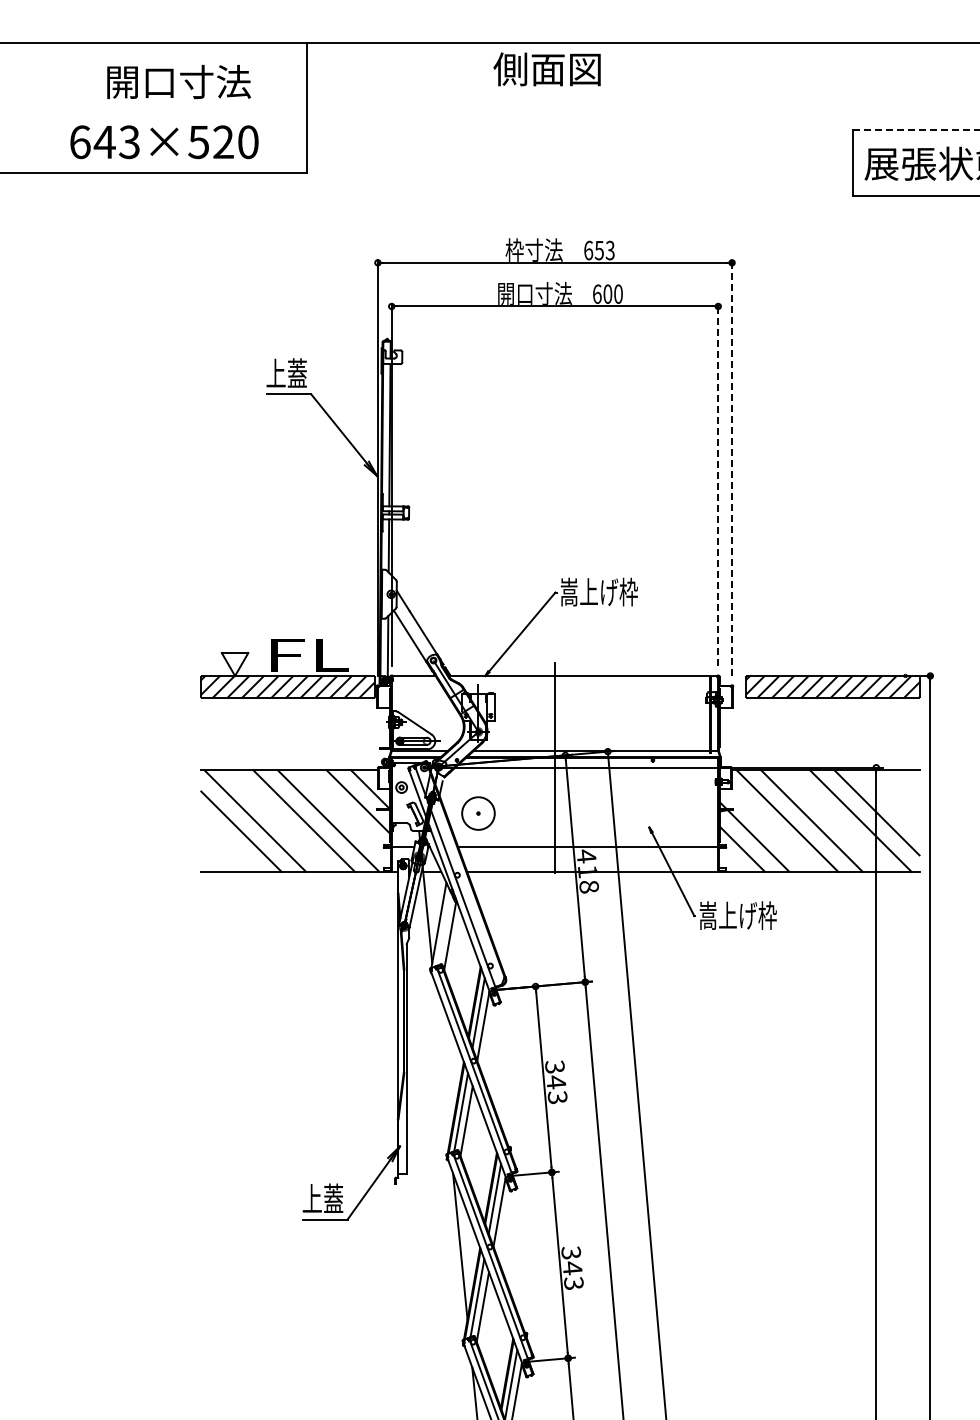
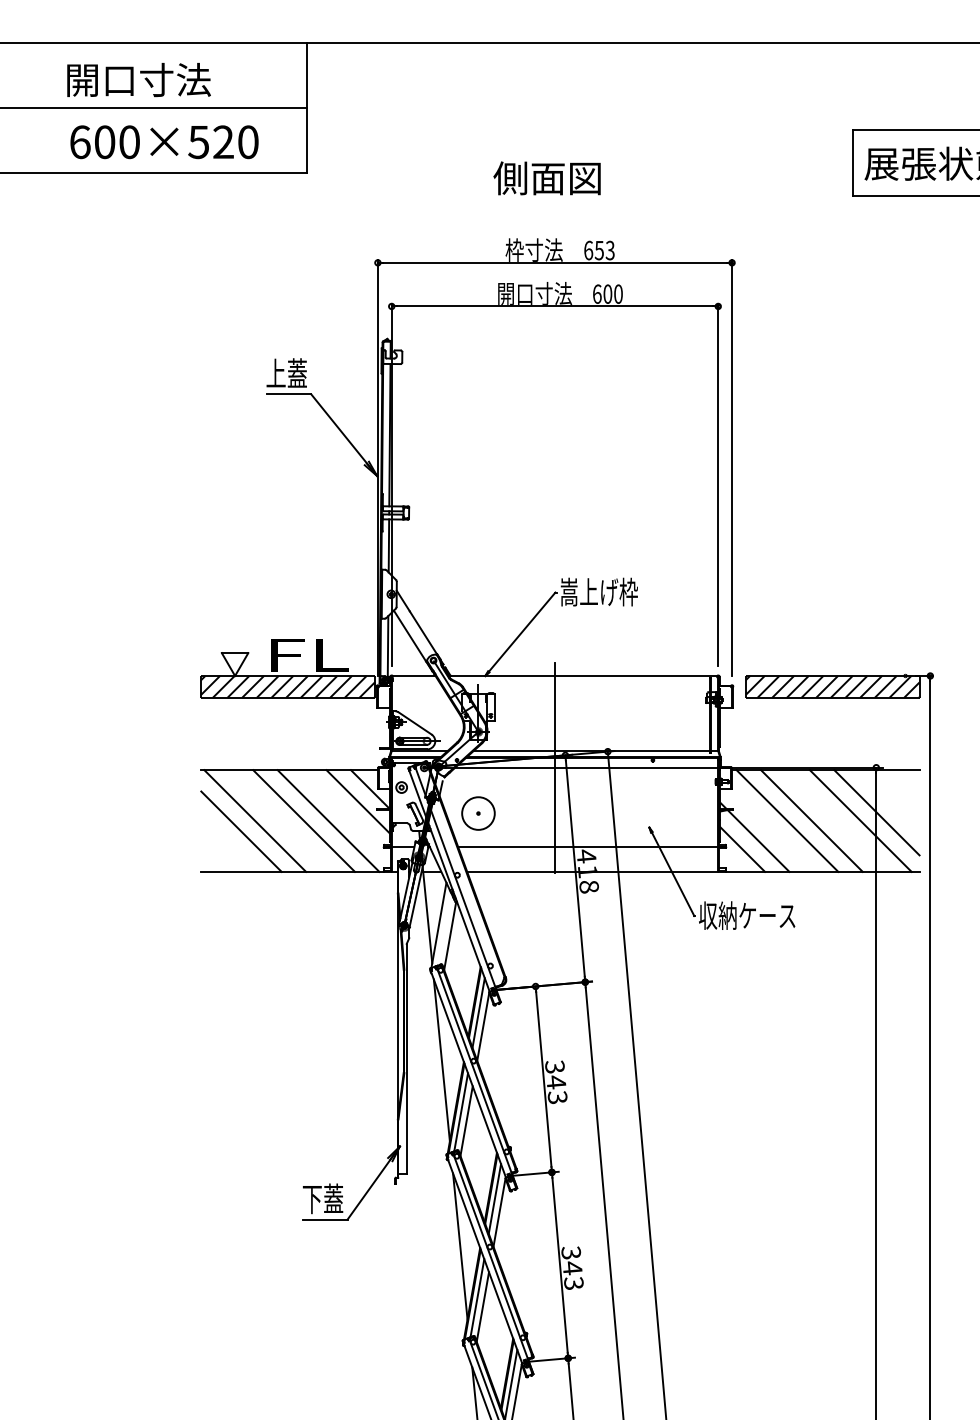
text position: (546, 69) -> (546, 178) (546, 178)
text position: (178, 82) -> (138, 80) (138, 80)
line: none -> present (154, 107)
line: dashed -> solid (915, 129)
text: 643×520 -> 600×520 (116, 142)
line: dashed -> solid (732, 467)
line: dashed -> solid (718, 484)
text: 嵩上げ枠 -> 収納ケース (747, 915)
line: none -> present (441, 1060)
text: 上蓋 -> 下蓋 (311, 1199)
